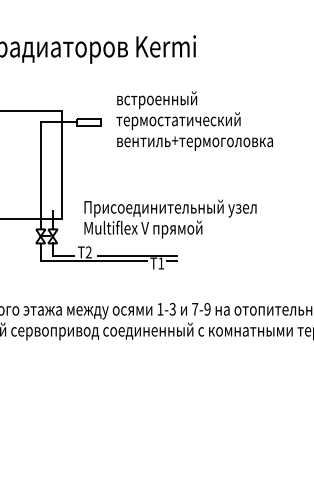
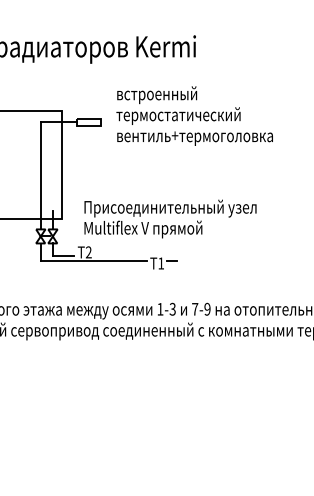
text position: (194, 120) -> (194, 115) (194, 115)
line: present -> none (137, 256)
